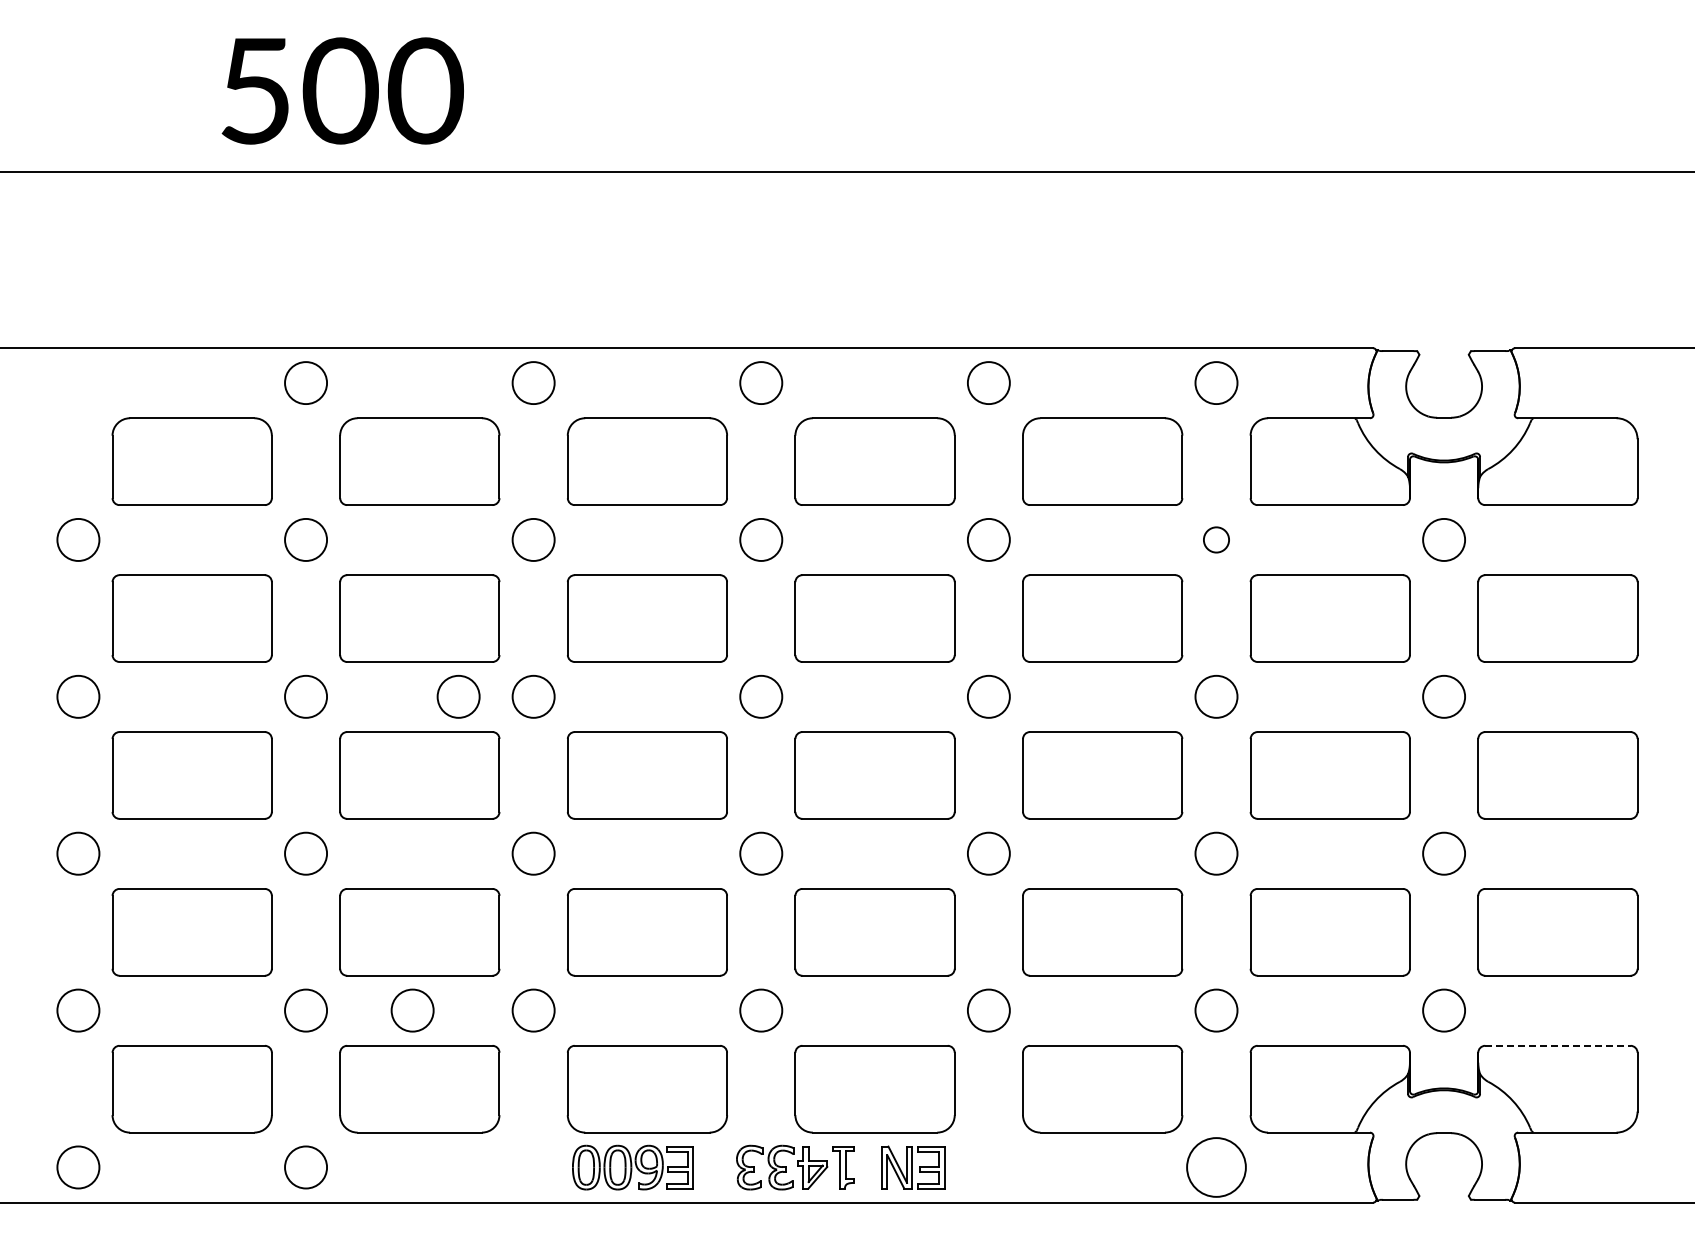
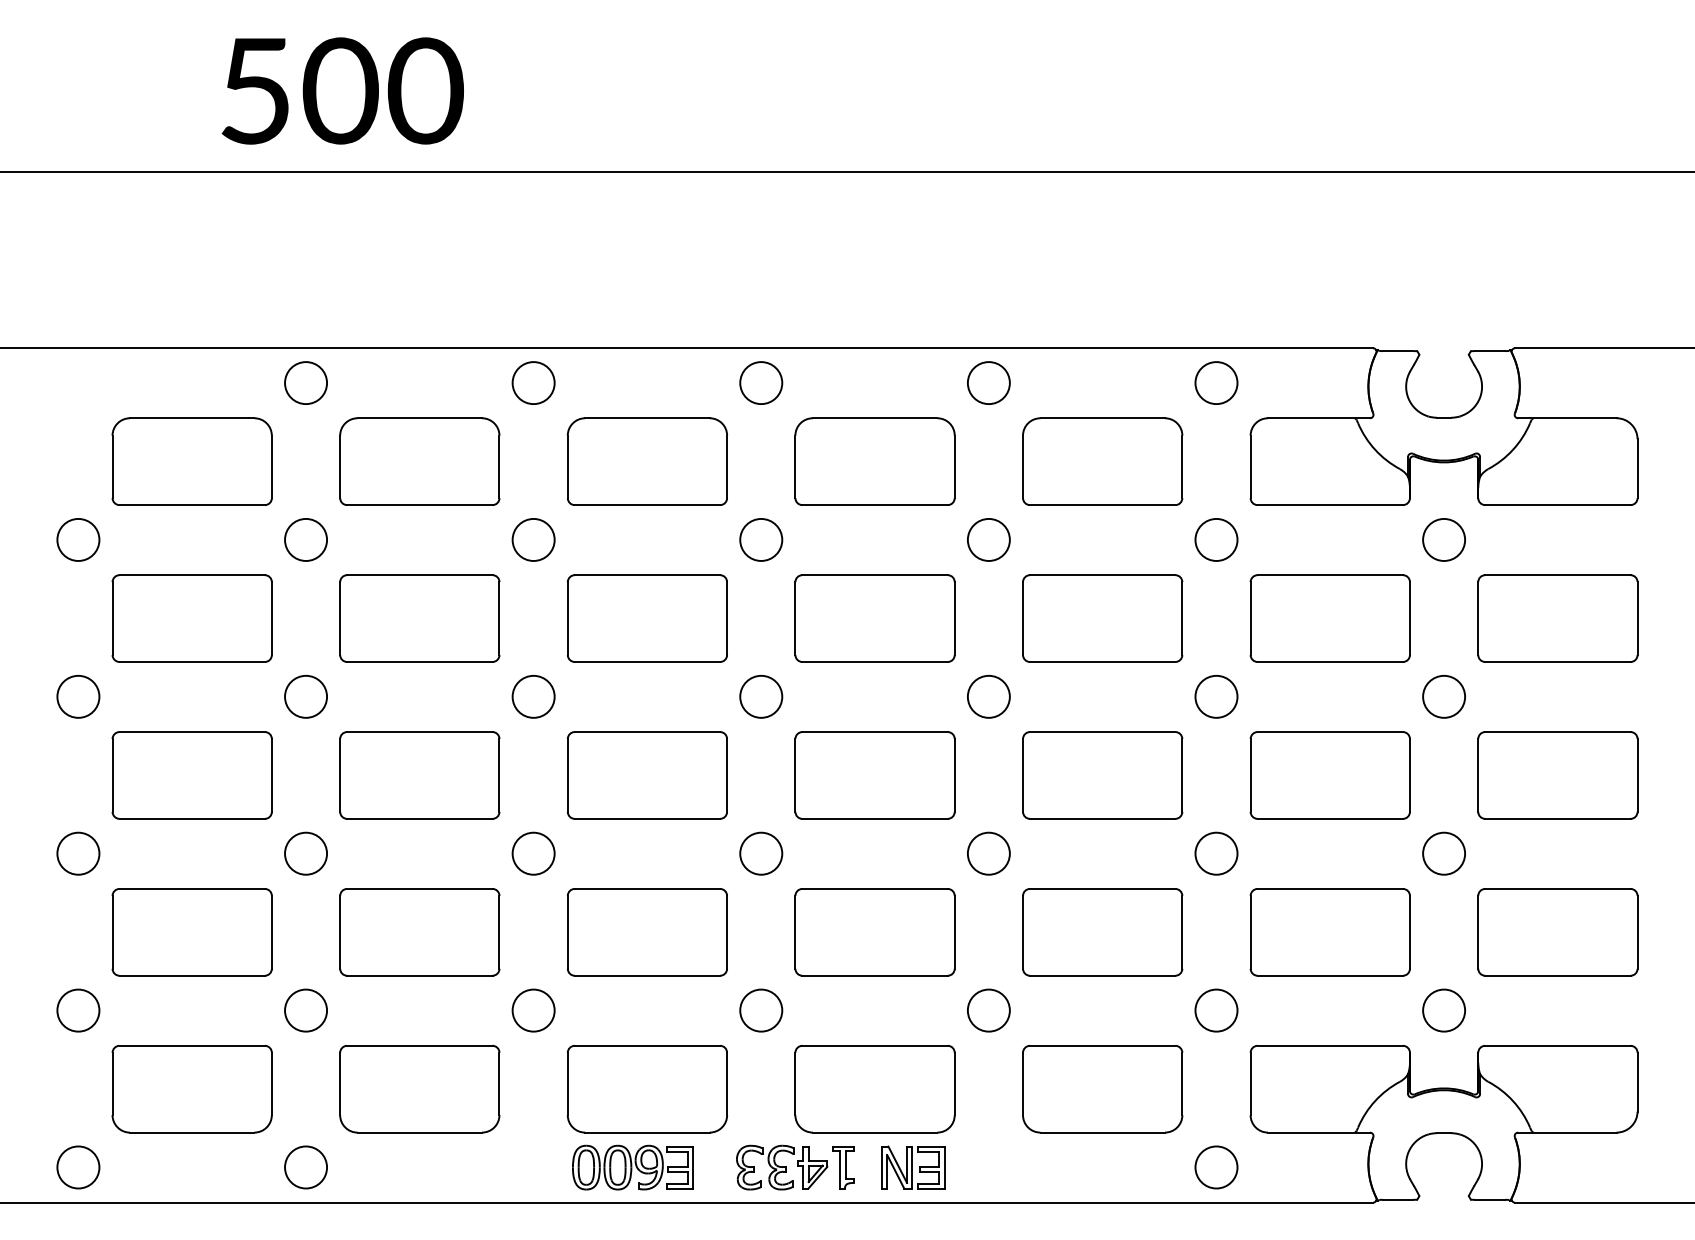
circle diameter: 25 px -> 42 px (1216, 539)
circle: present -> none (458, 696)
circle: present -> none (412, 1010)
line: dashed -> solid (1557, 1045)
circle diameter: 59 px -> 42 px (1216, 1167)
